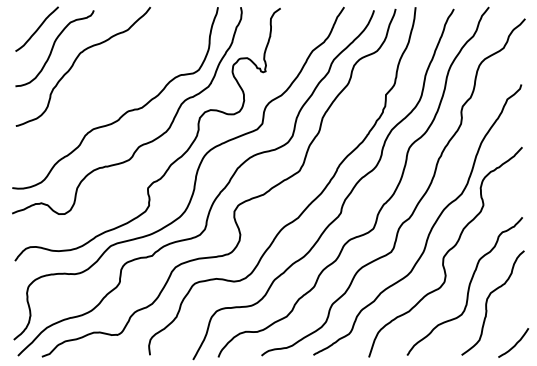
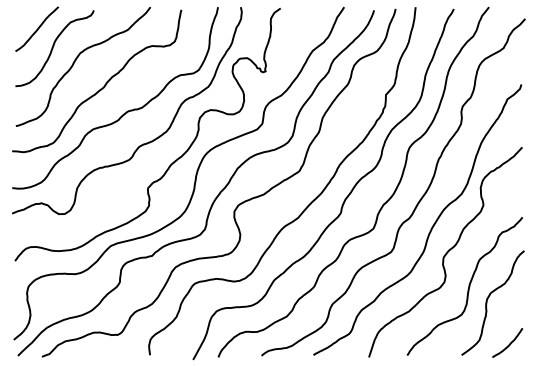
curve: none -> present (104, 84)
curve position: (515, 343) -> (509, 343) (509, 343)
